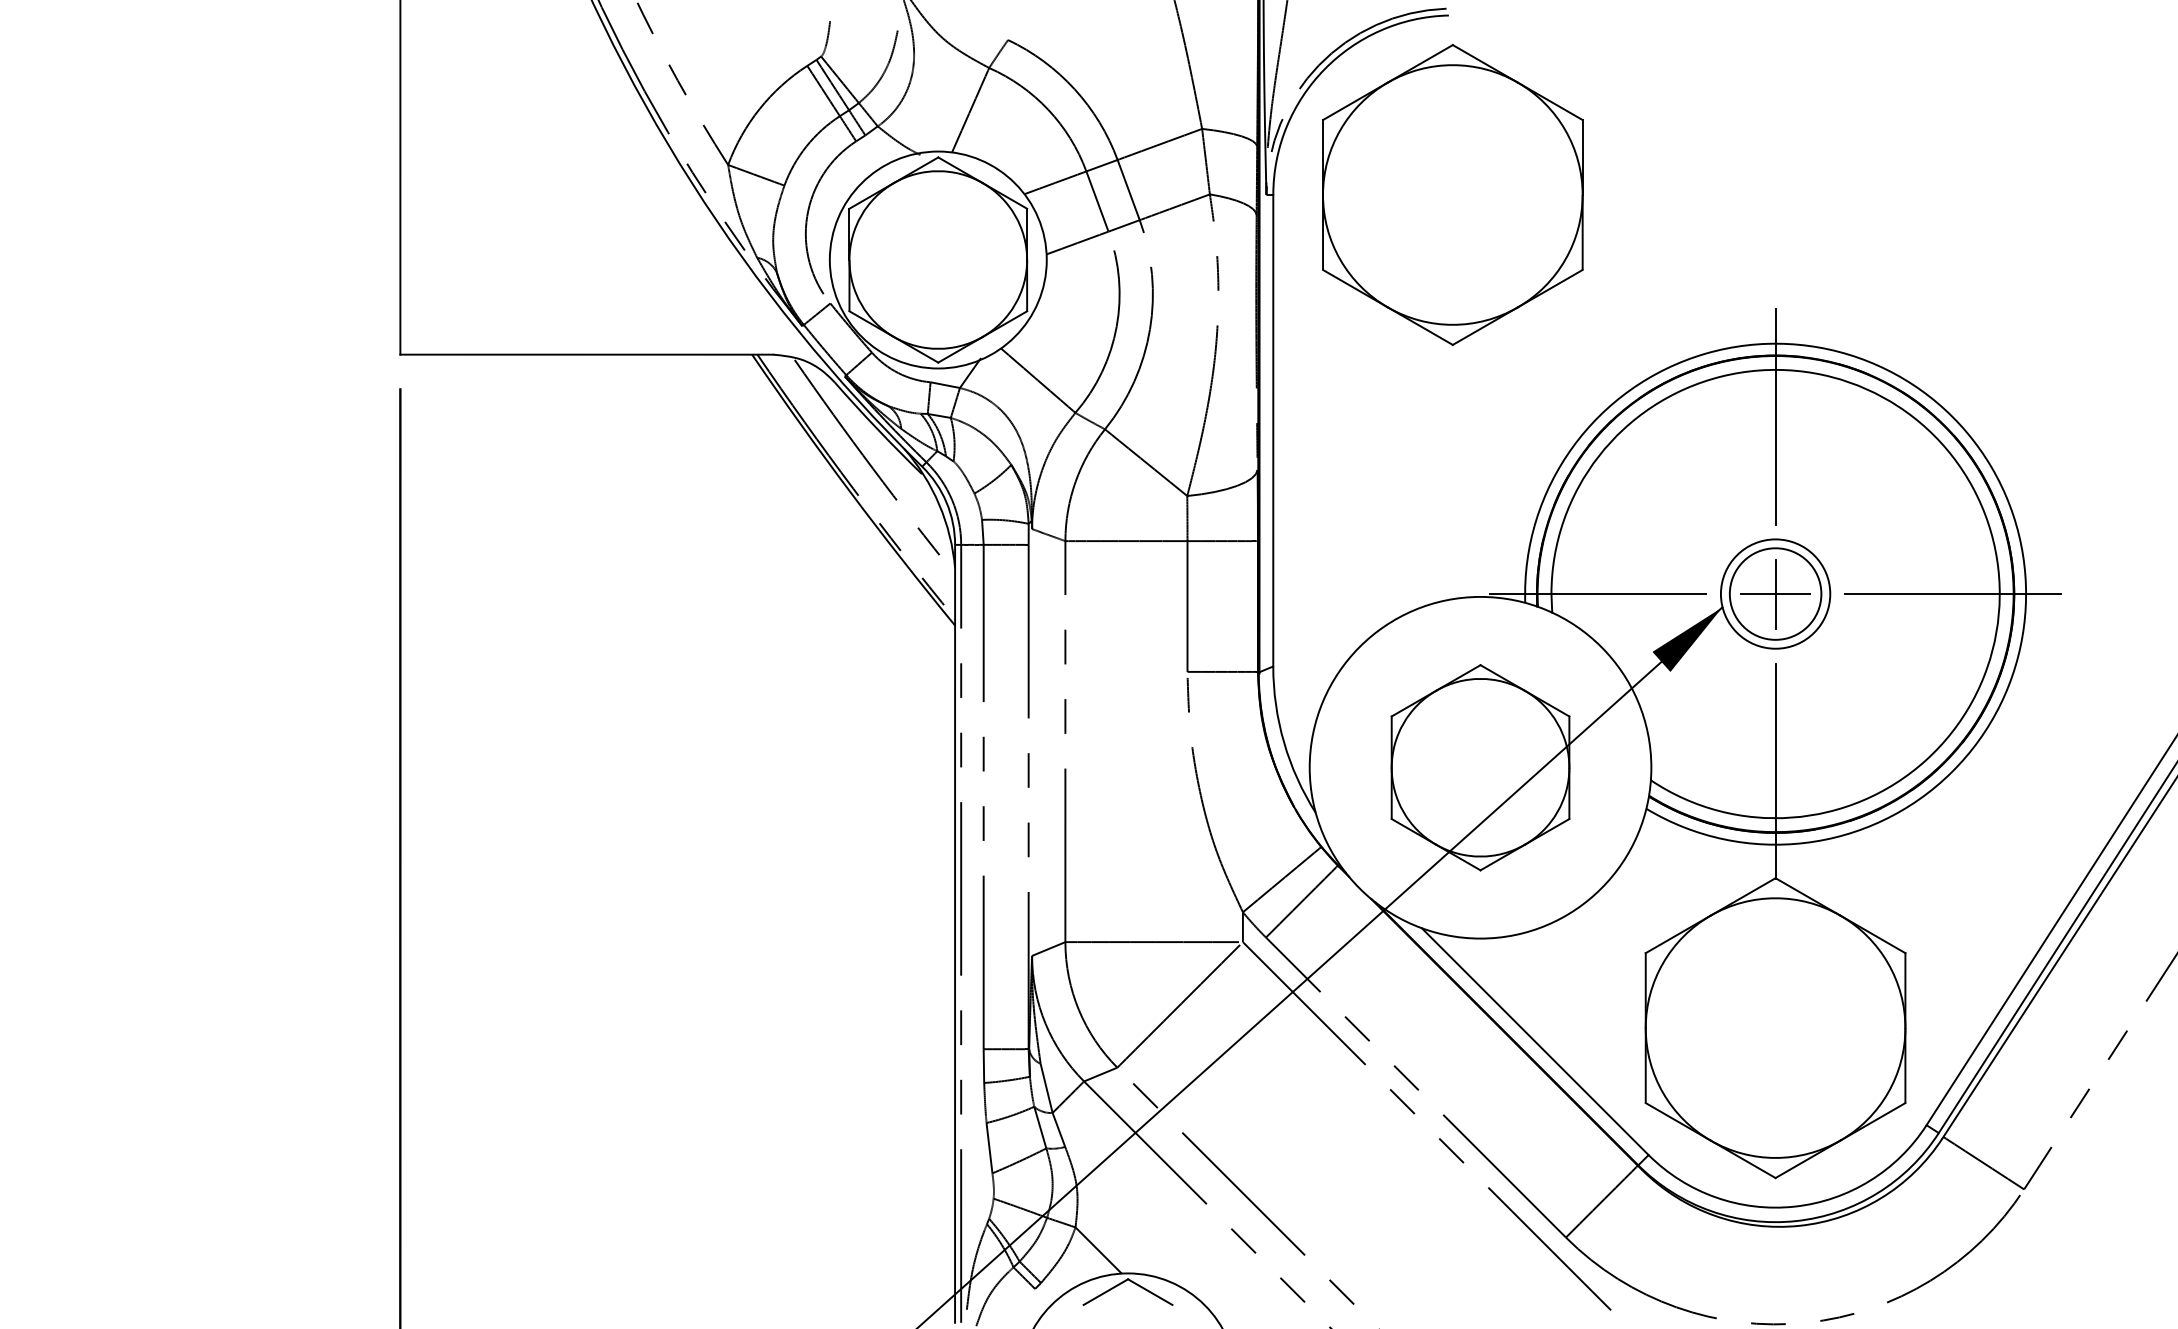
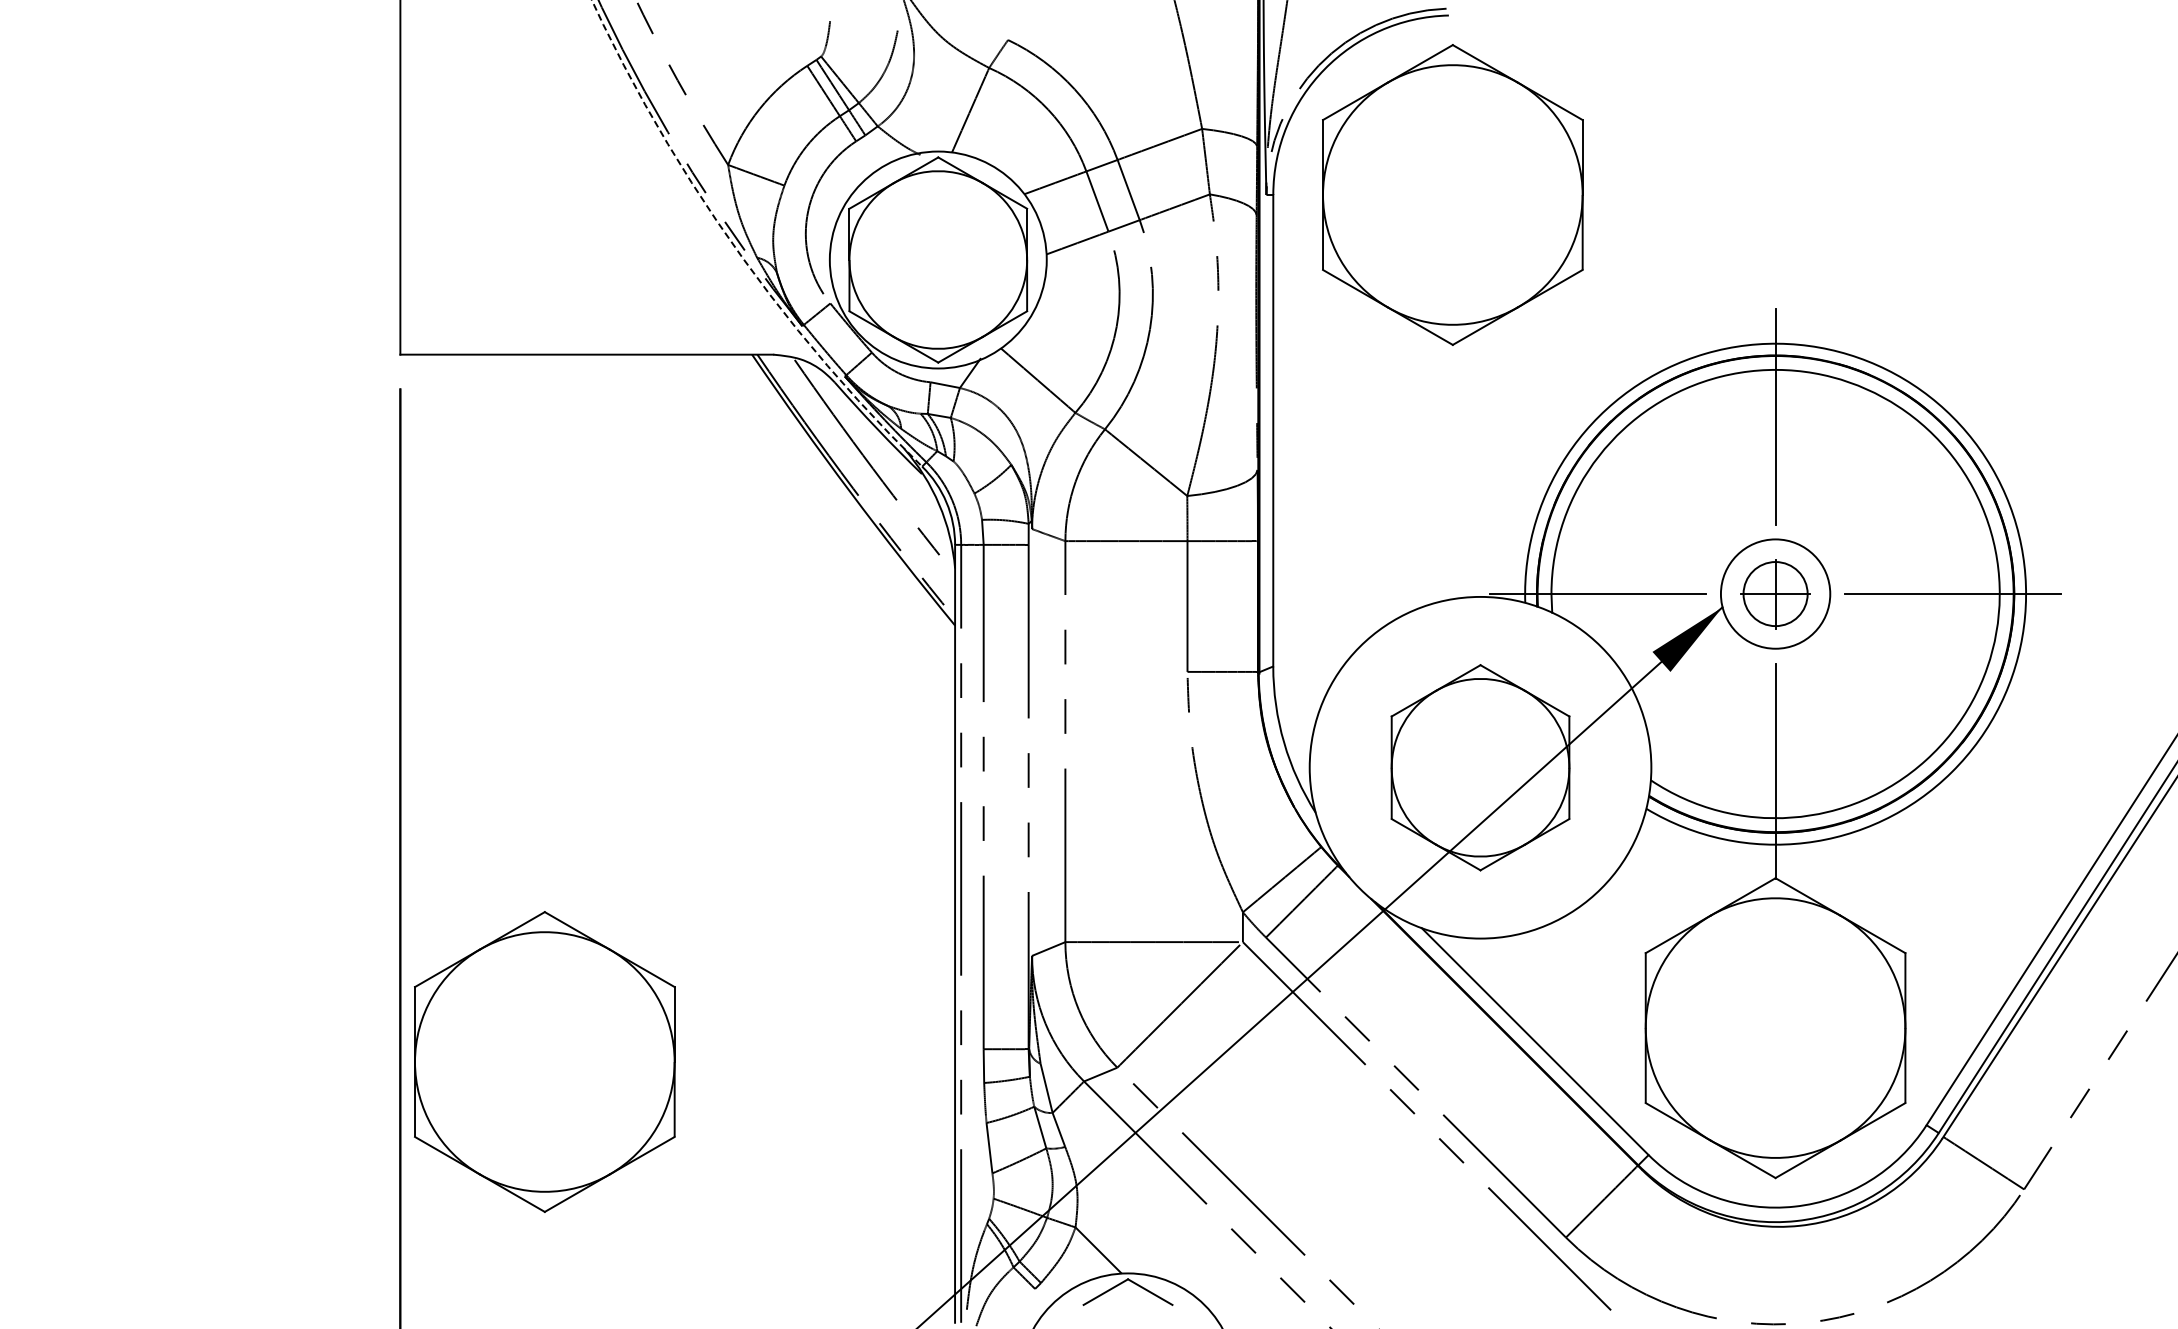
arc: solid -> dashed (735, 248)
circle diameter: 92 px -> 64 px (1775, 594)
part: none -> present (544, 1061)
